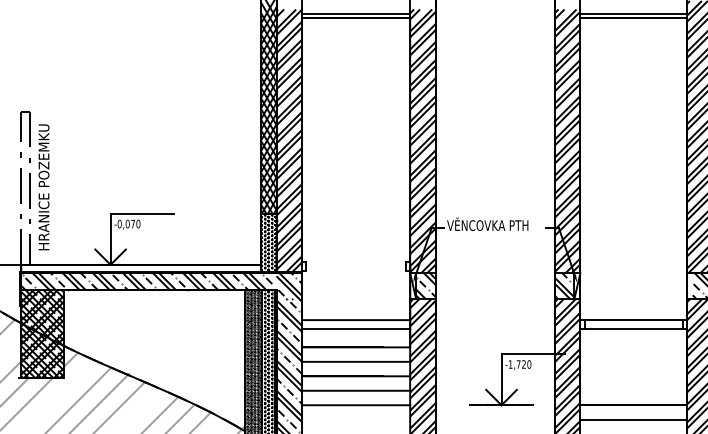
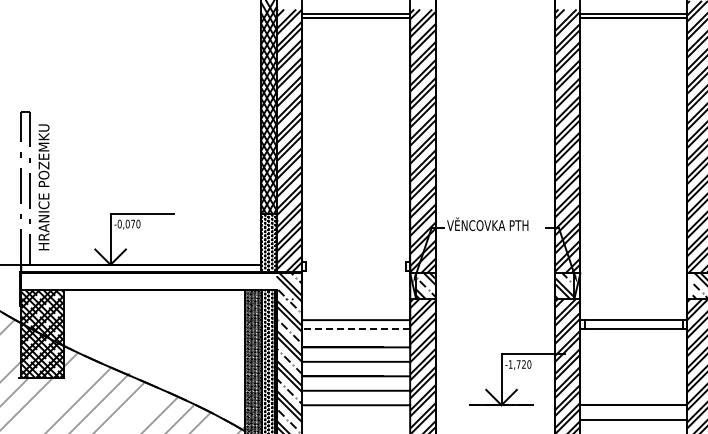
hatch: present -> none (146, 281)
line: solid -> dashed (355, 328)
